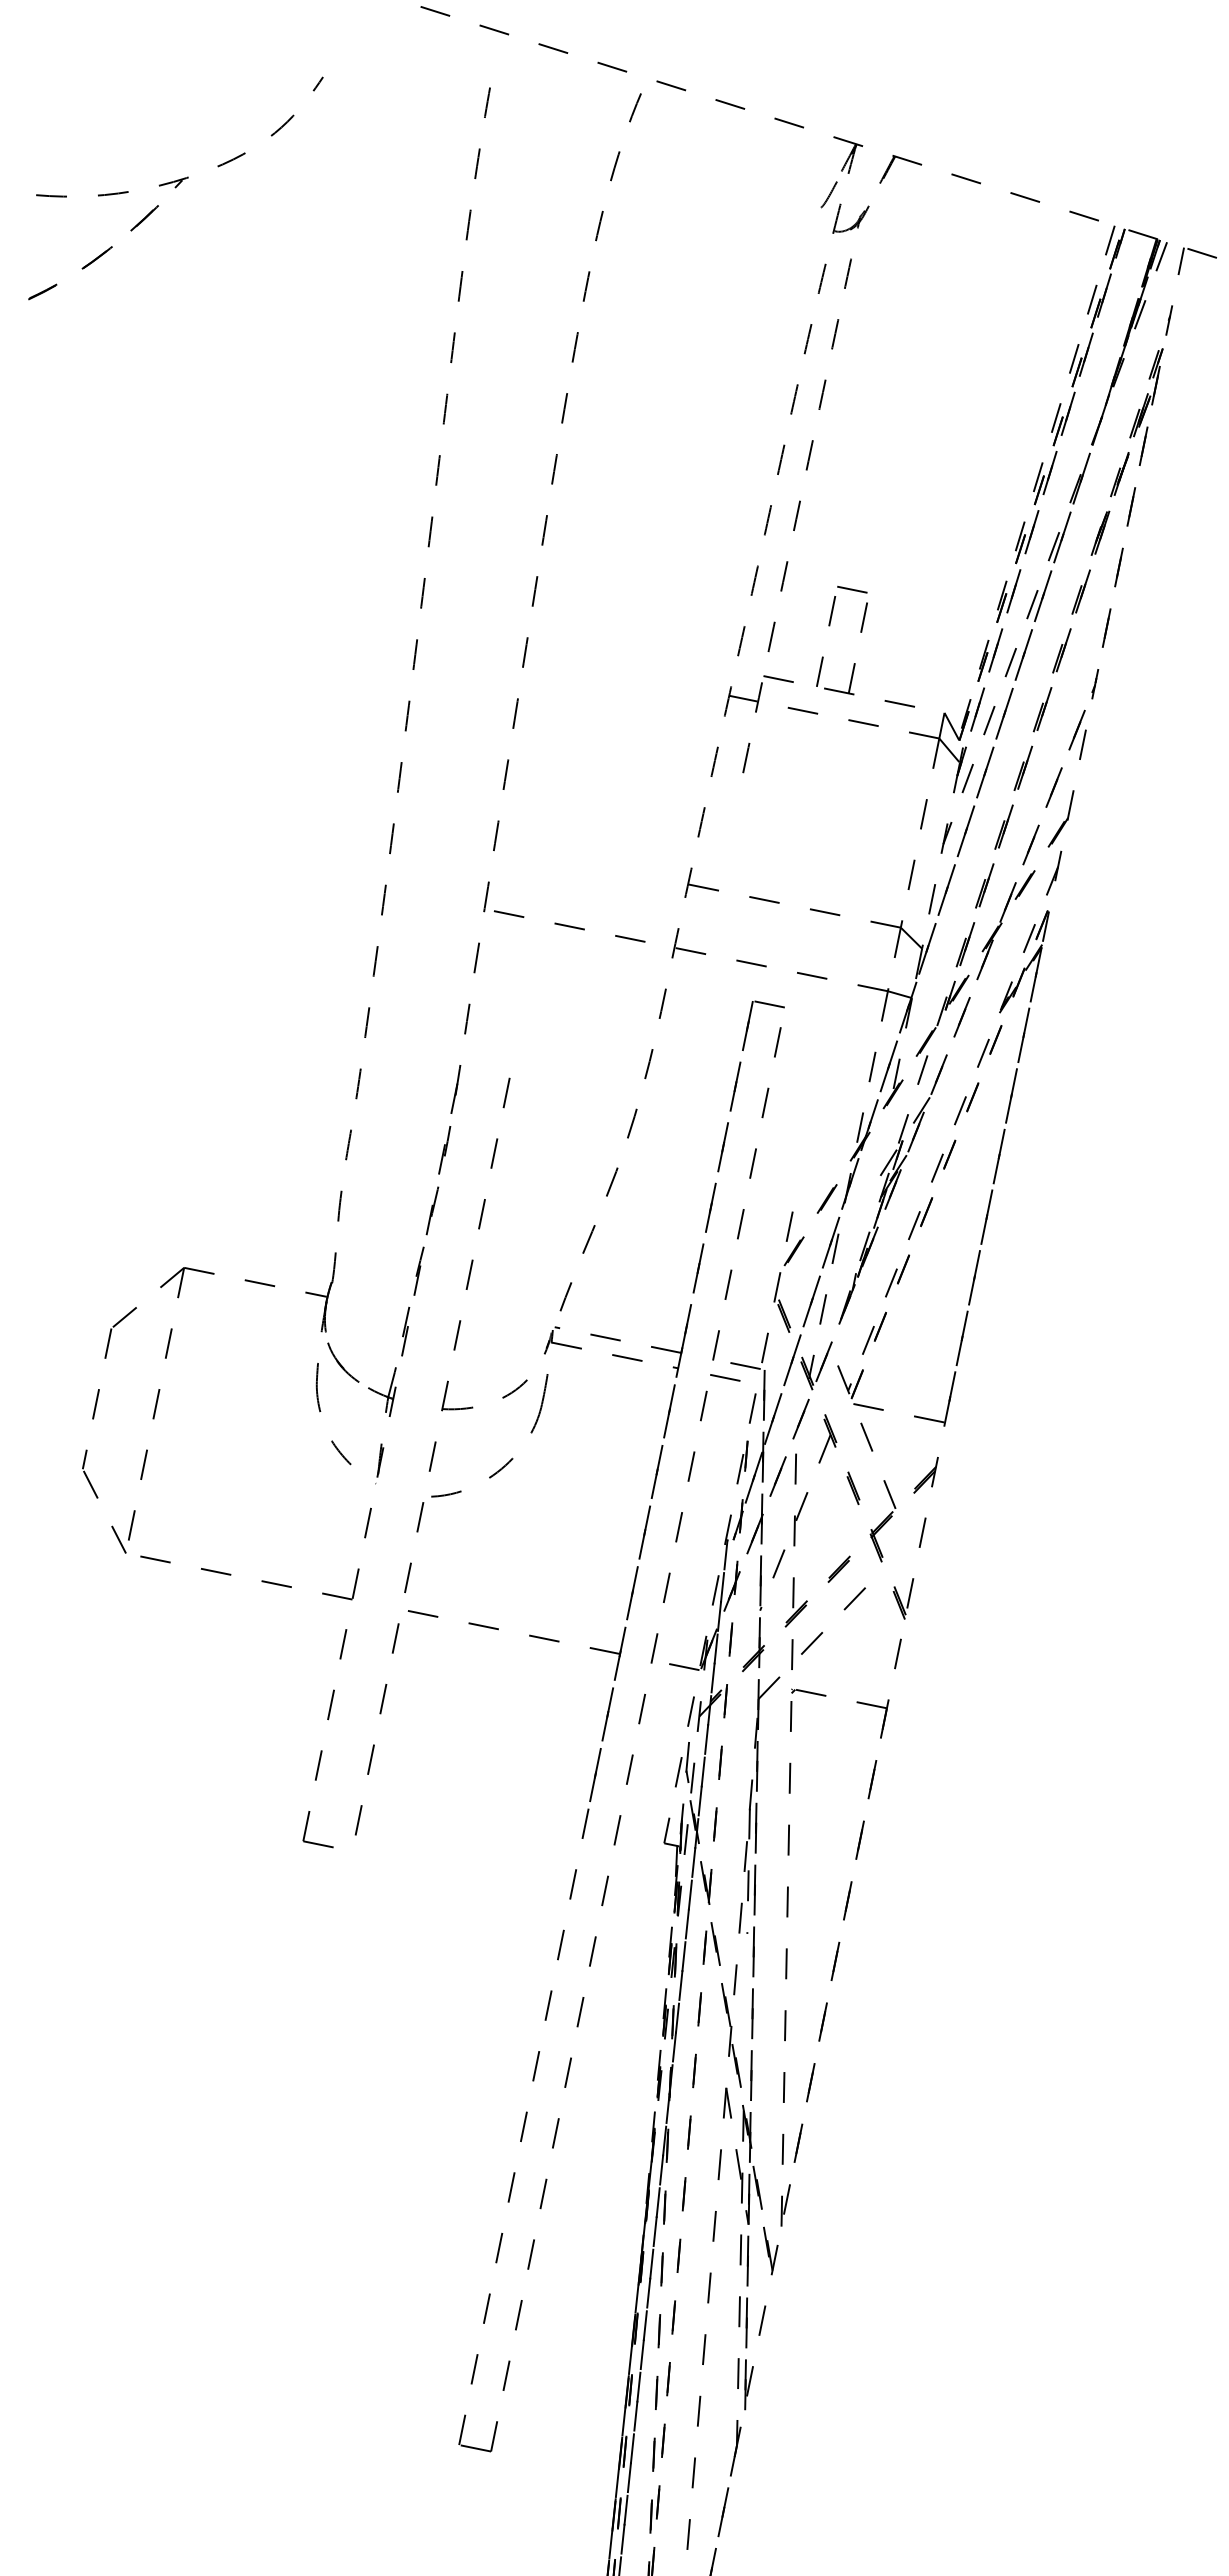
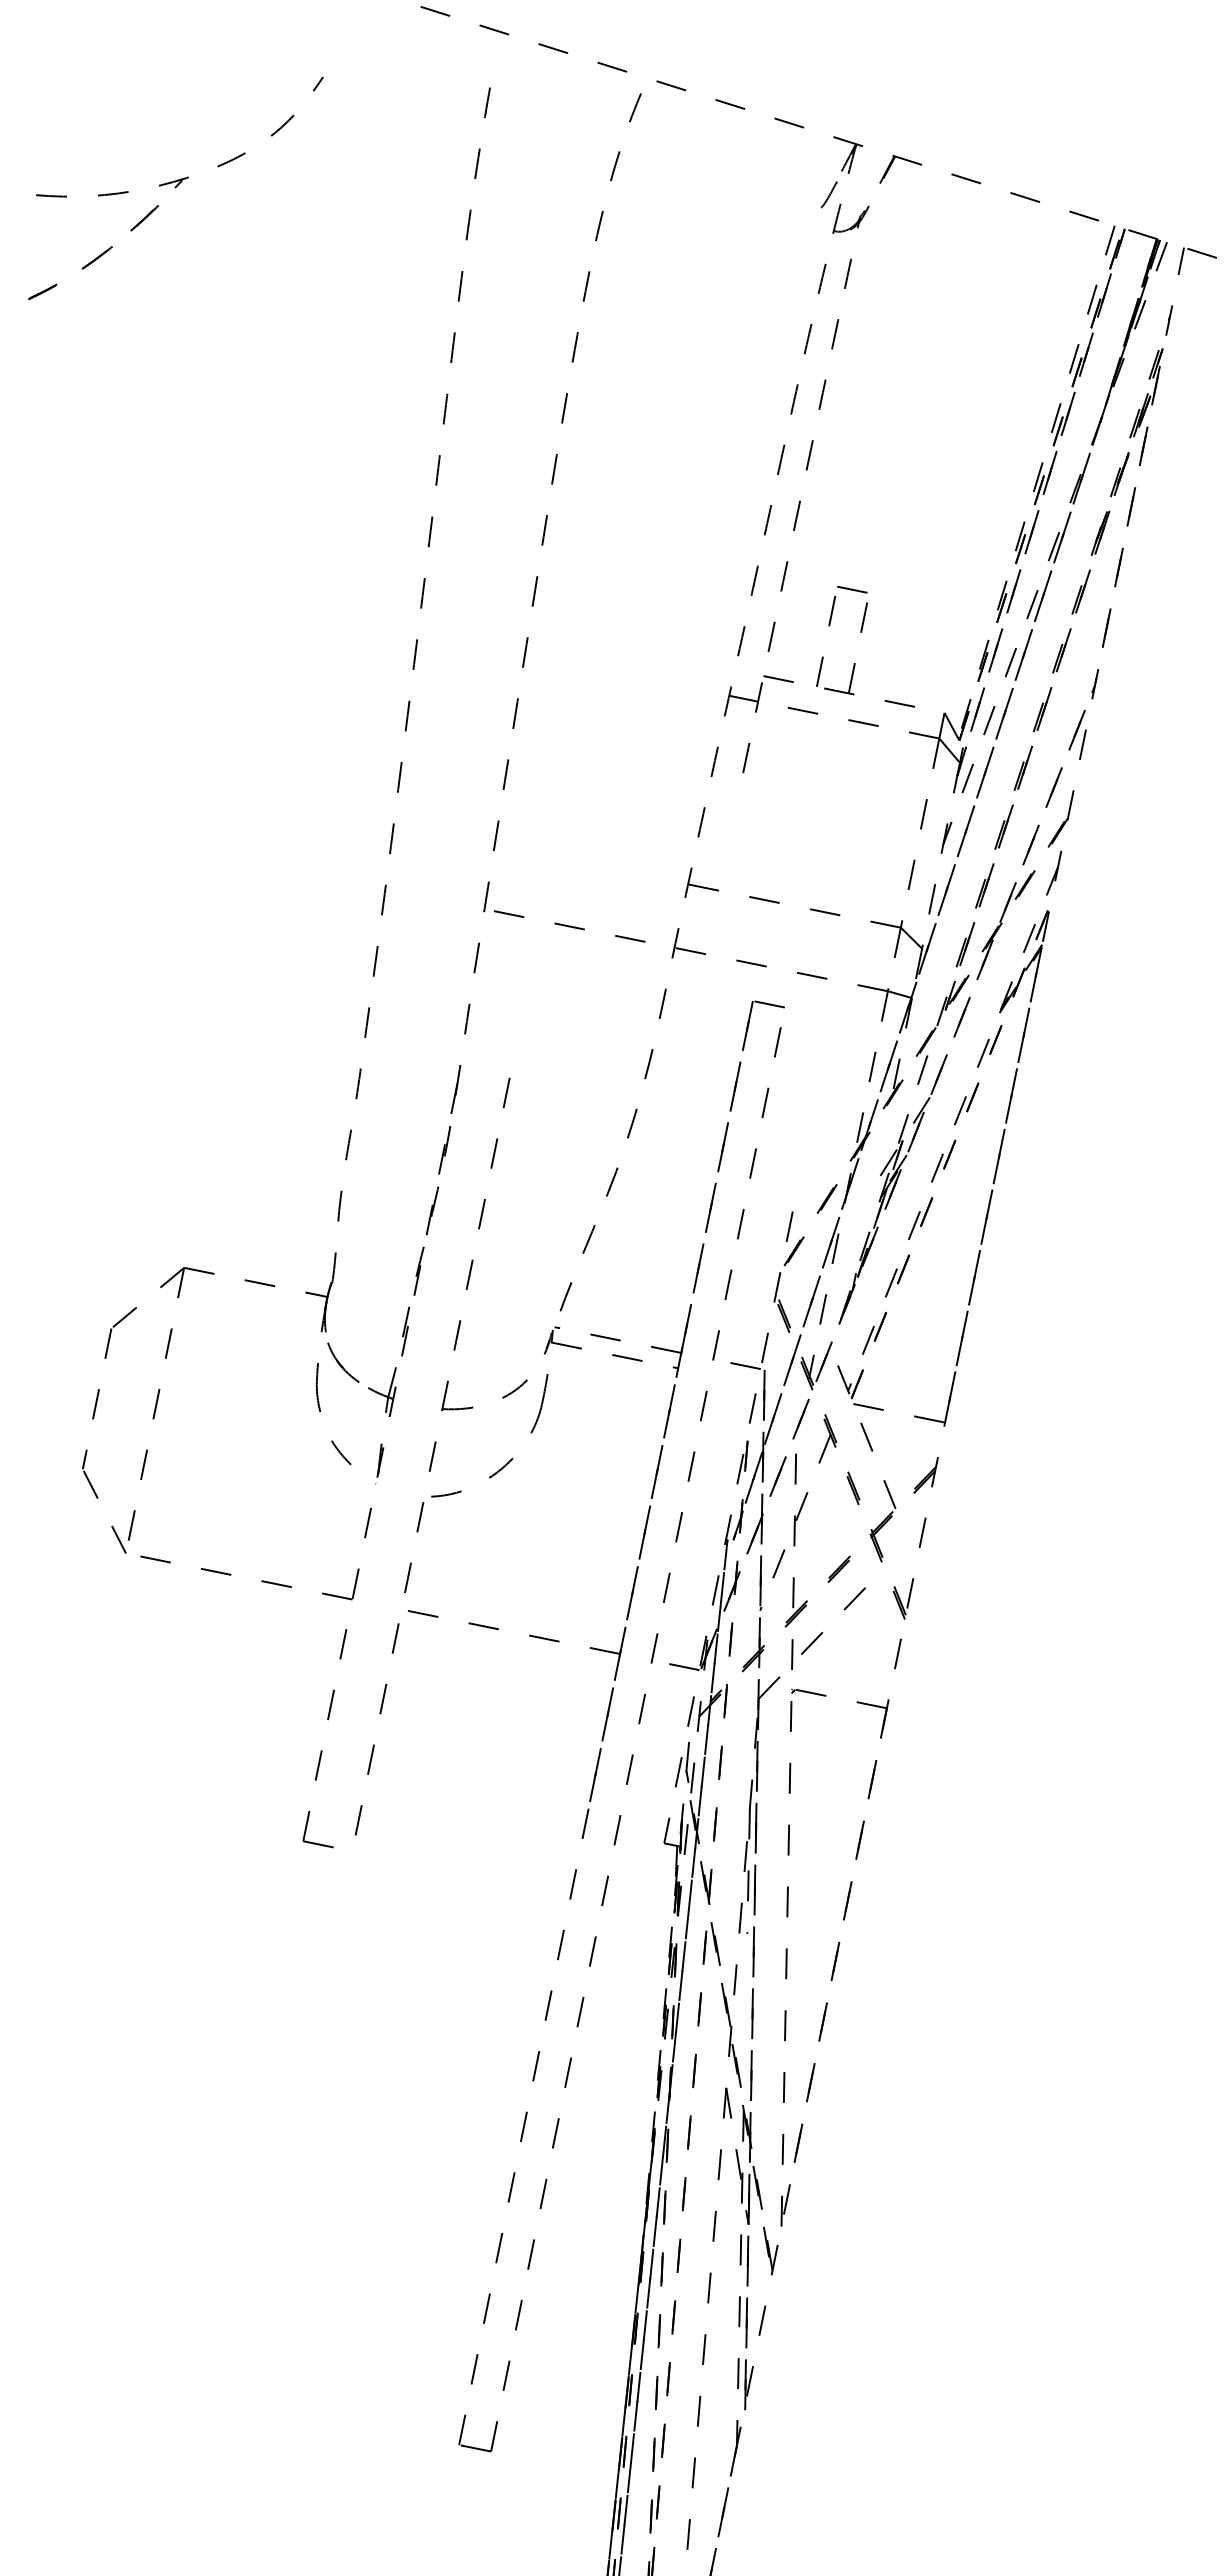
line: present -> none (725, 1377)
